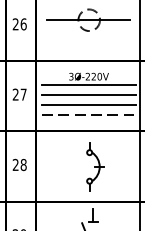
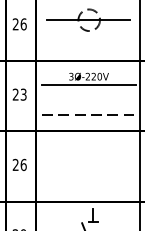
text: 27 -> 23 (23, 94)
line: present -> none (88, 95)
line: present -> none (88, 105)
text: 28 -> 26 (23, 164)
part: present -> none (95, 166)
